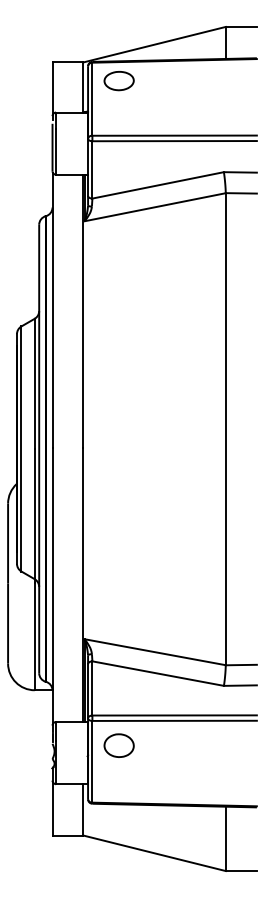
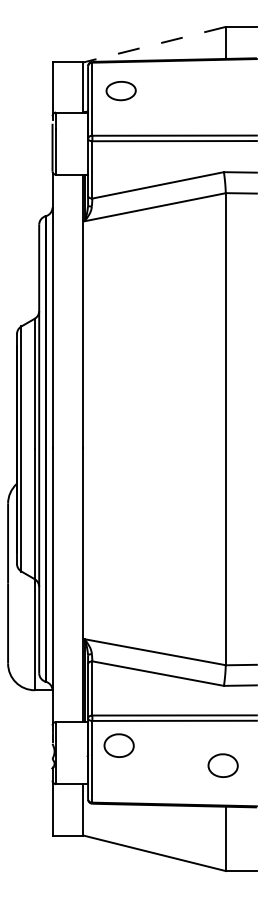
line: solid -> dashed (154, 44)
part position: (118, 81) -> (120, 91) (120, 91)
part: none -> present (222, 765)
